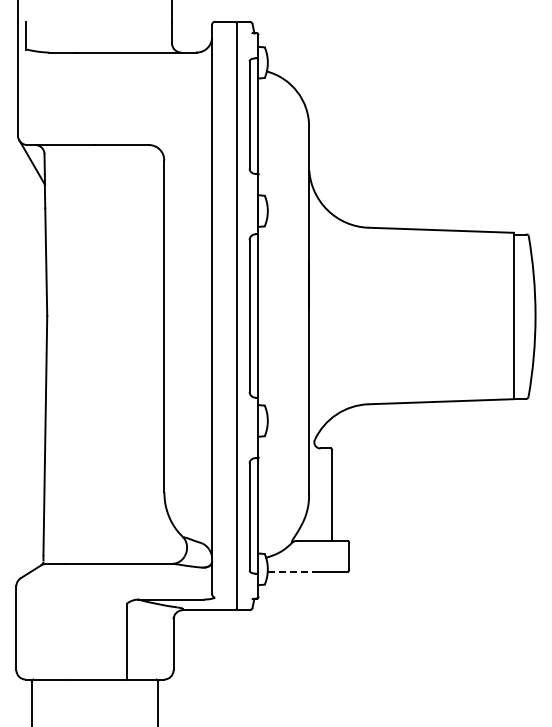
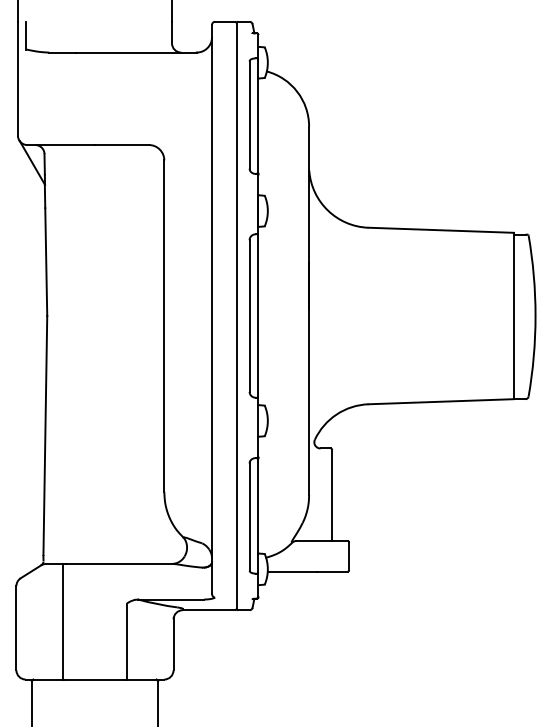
line: dashed -> solid (292, 571)
line: none -> present (63, 621)
